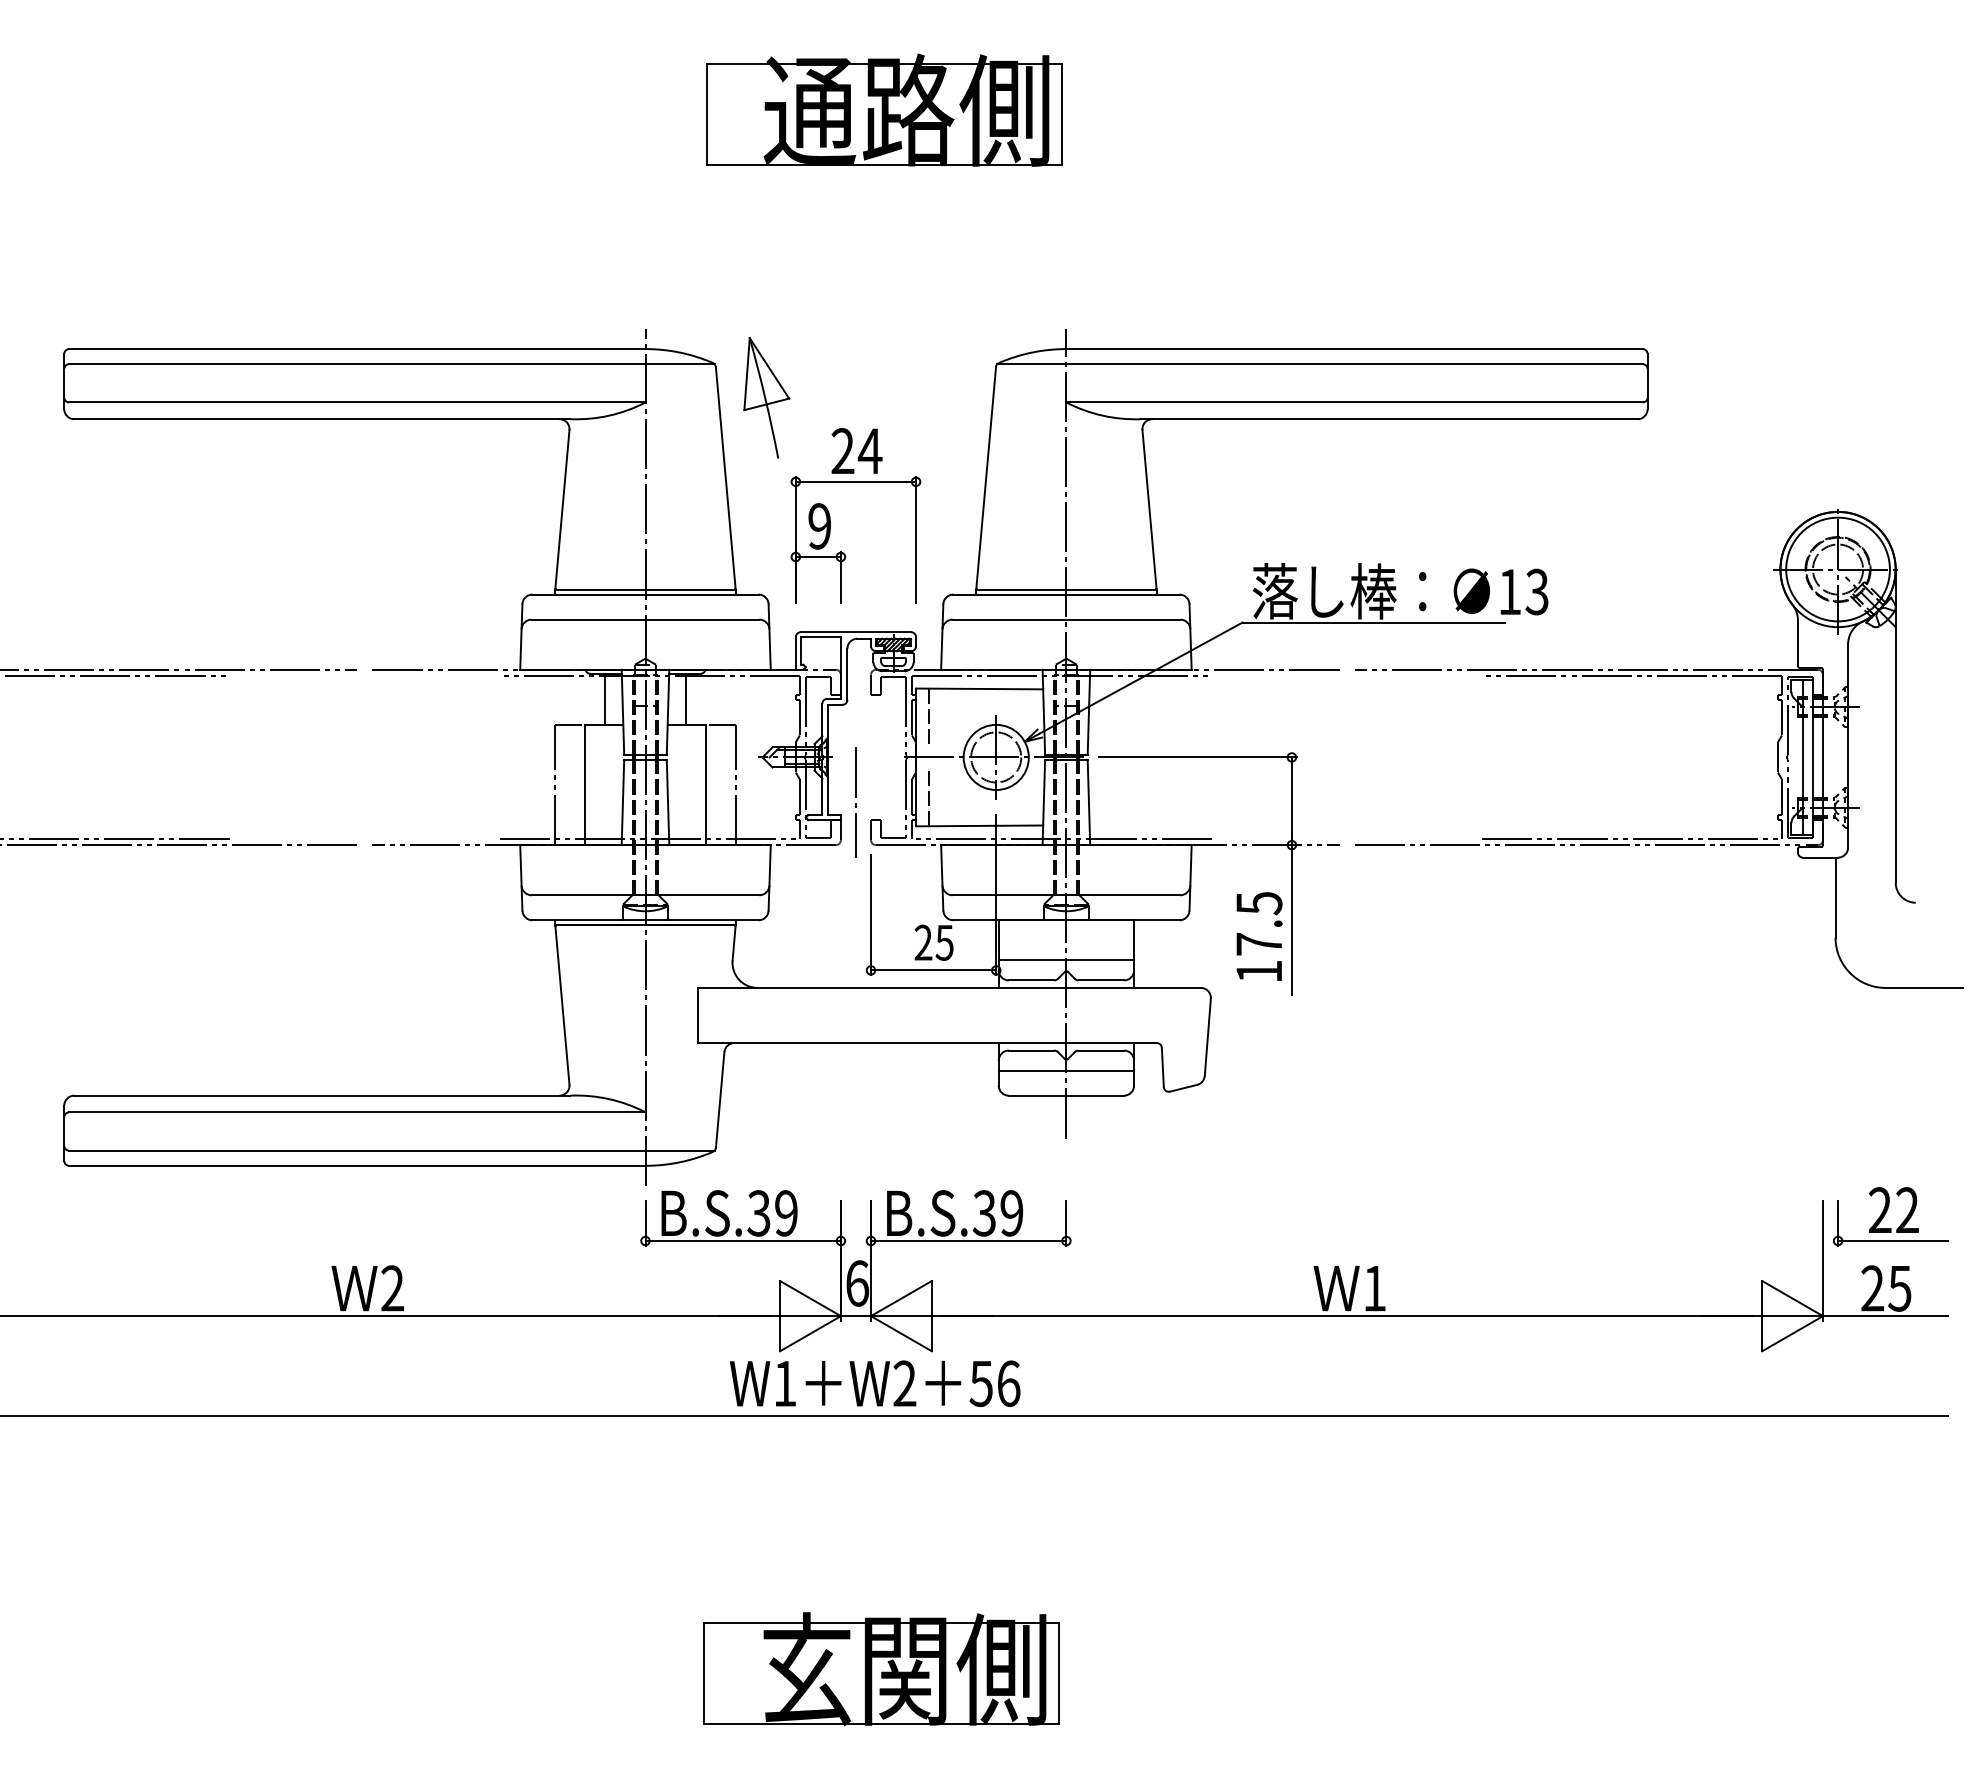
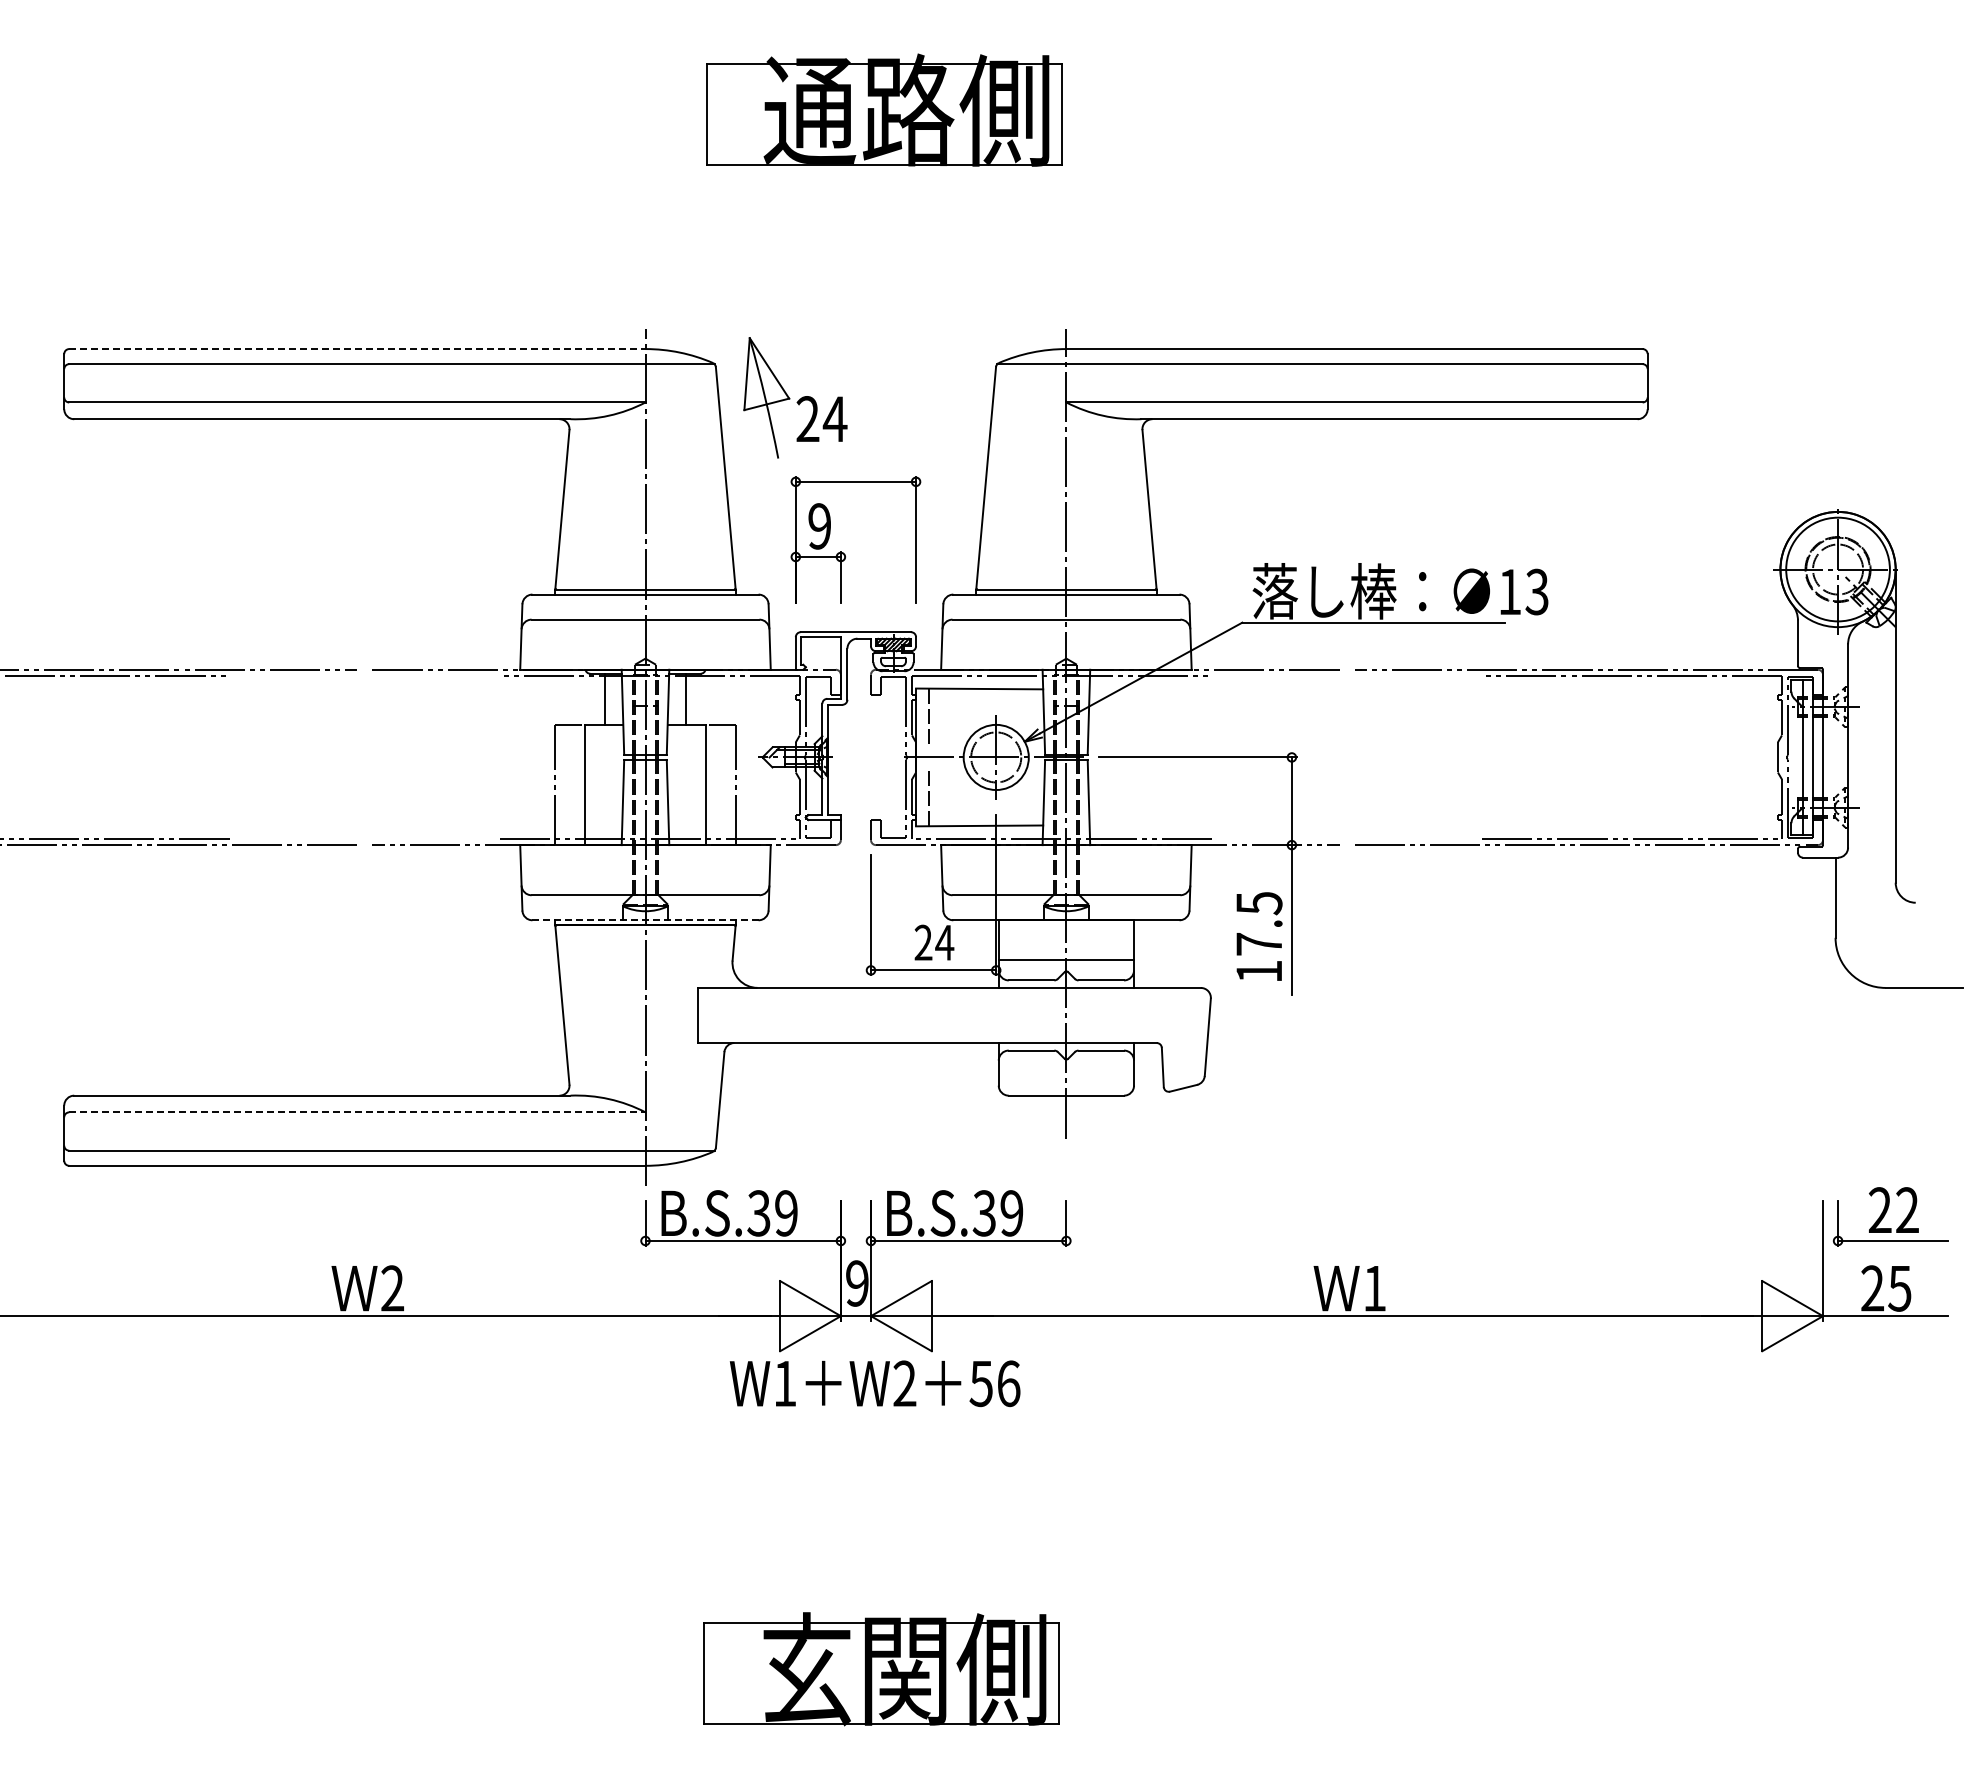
line: solid -> dashed (357, 349)
text position: (856, 450) -> (821, 418) (821, 418)
line: present -> none (855, 802)
line: solid -> dashed (646, 920)
text: 25 -> 24 (944, 942)
line: present -> none (1066, 1070)
line: solid -> dashed (357, 1112)
text: 6 -> 9 (857, 1283)
line: present -> none (975, 1416)
